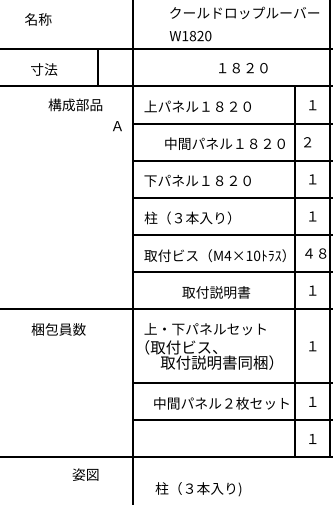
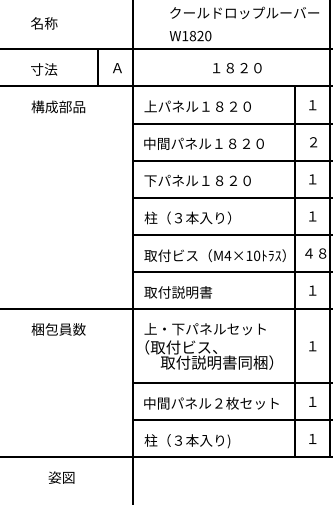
text position: (38, 19) -> (44, 23) (44, 23)
text position: (243, 68) -> (237, 68) (237, 68)
text position: (75, 104) -> (58, 106) (58, 106)
text position: (117, 126) -> (117, 68) (117, 68)
text position: (307, 142) -> (313, 142) (313, 142)
text position: (224, 143) -> (203, 143) (203, 143)
text position: (216, 292) -> (178, 292) (178, 292)
text position: (221, 403) -> (211, 403) (211, 403)
text position: (85, 474) -> (61, 477) (61, 477)
text position: (198, 489) -> (187, 441) (187, 441)
